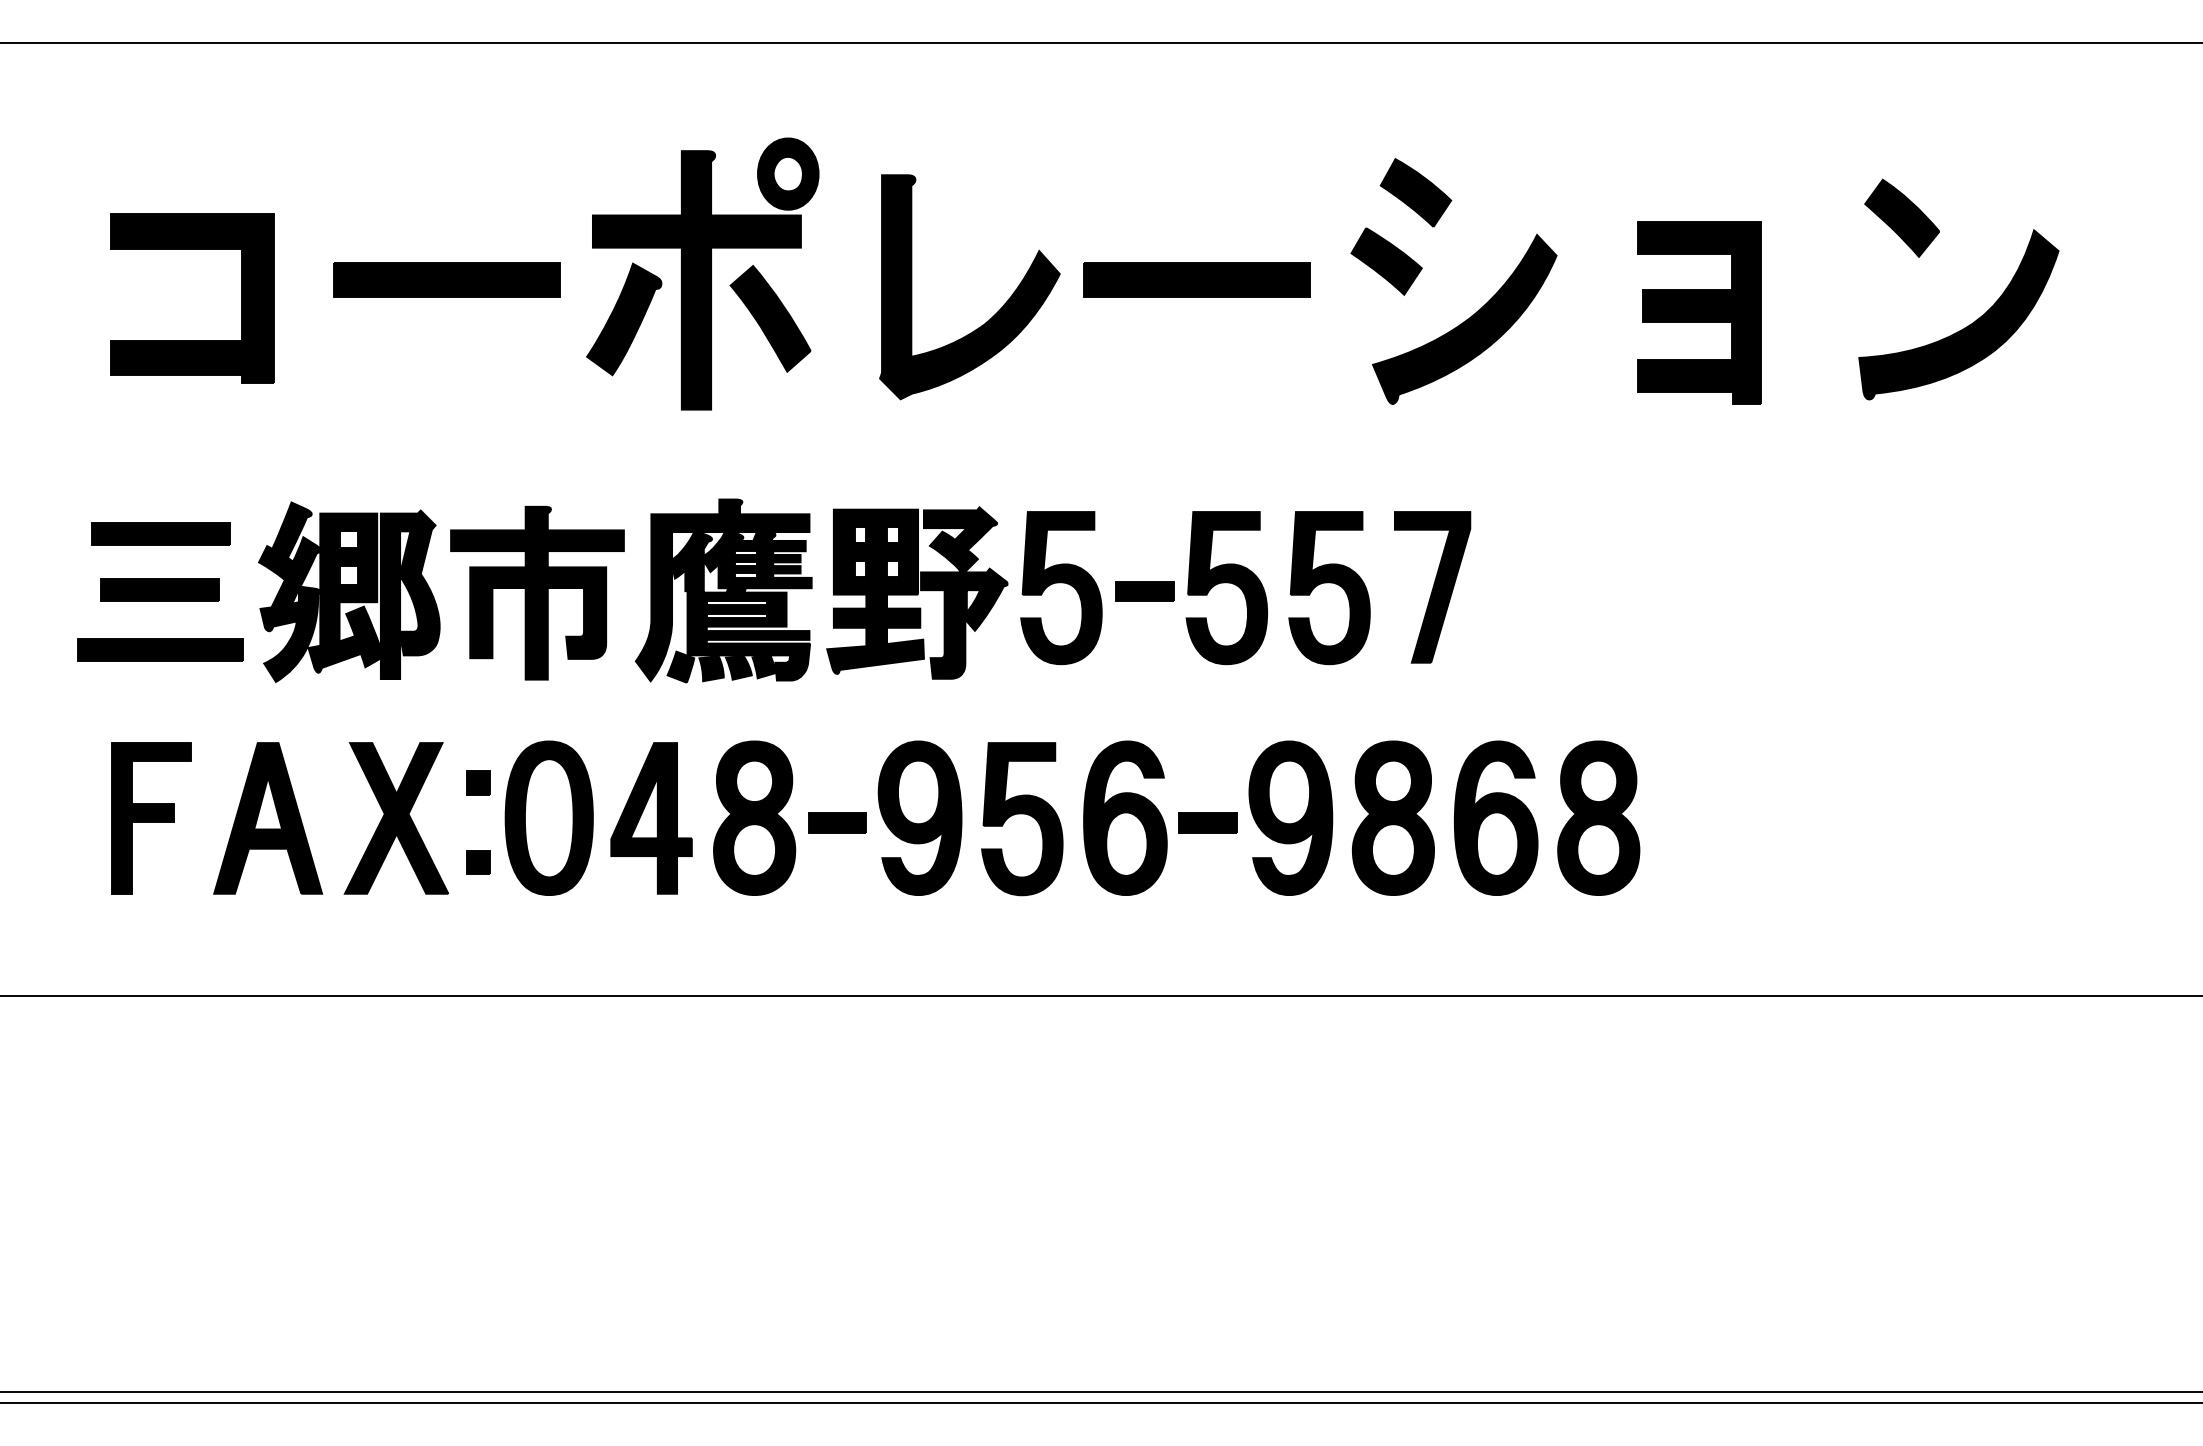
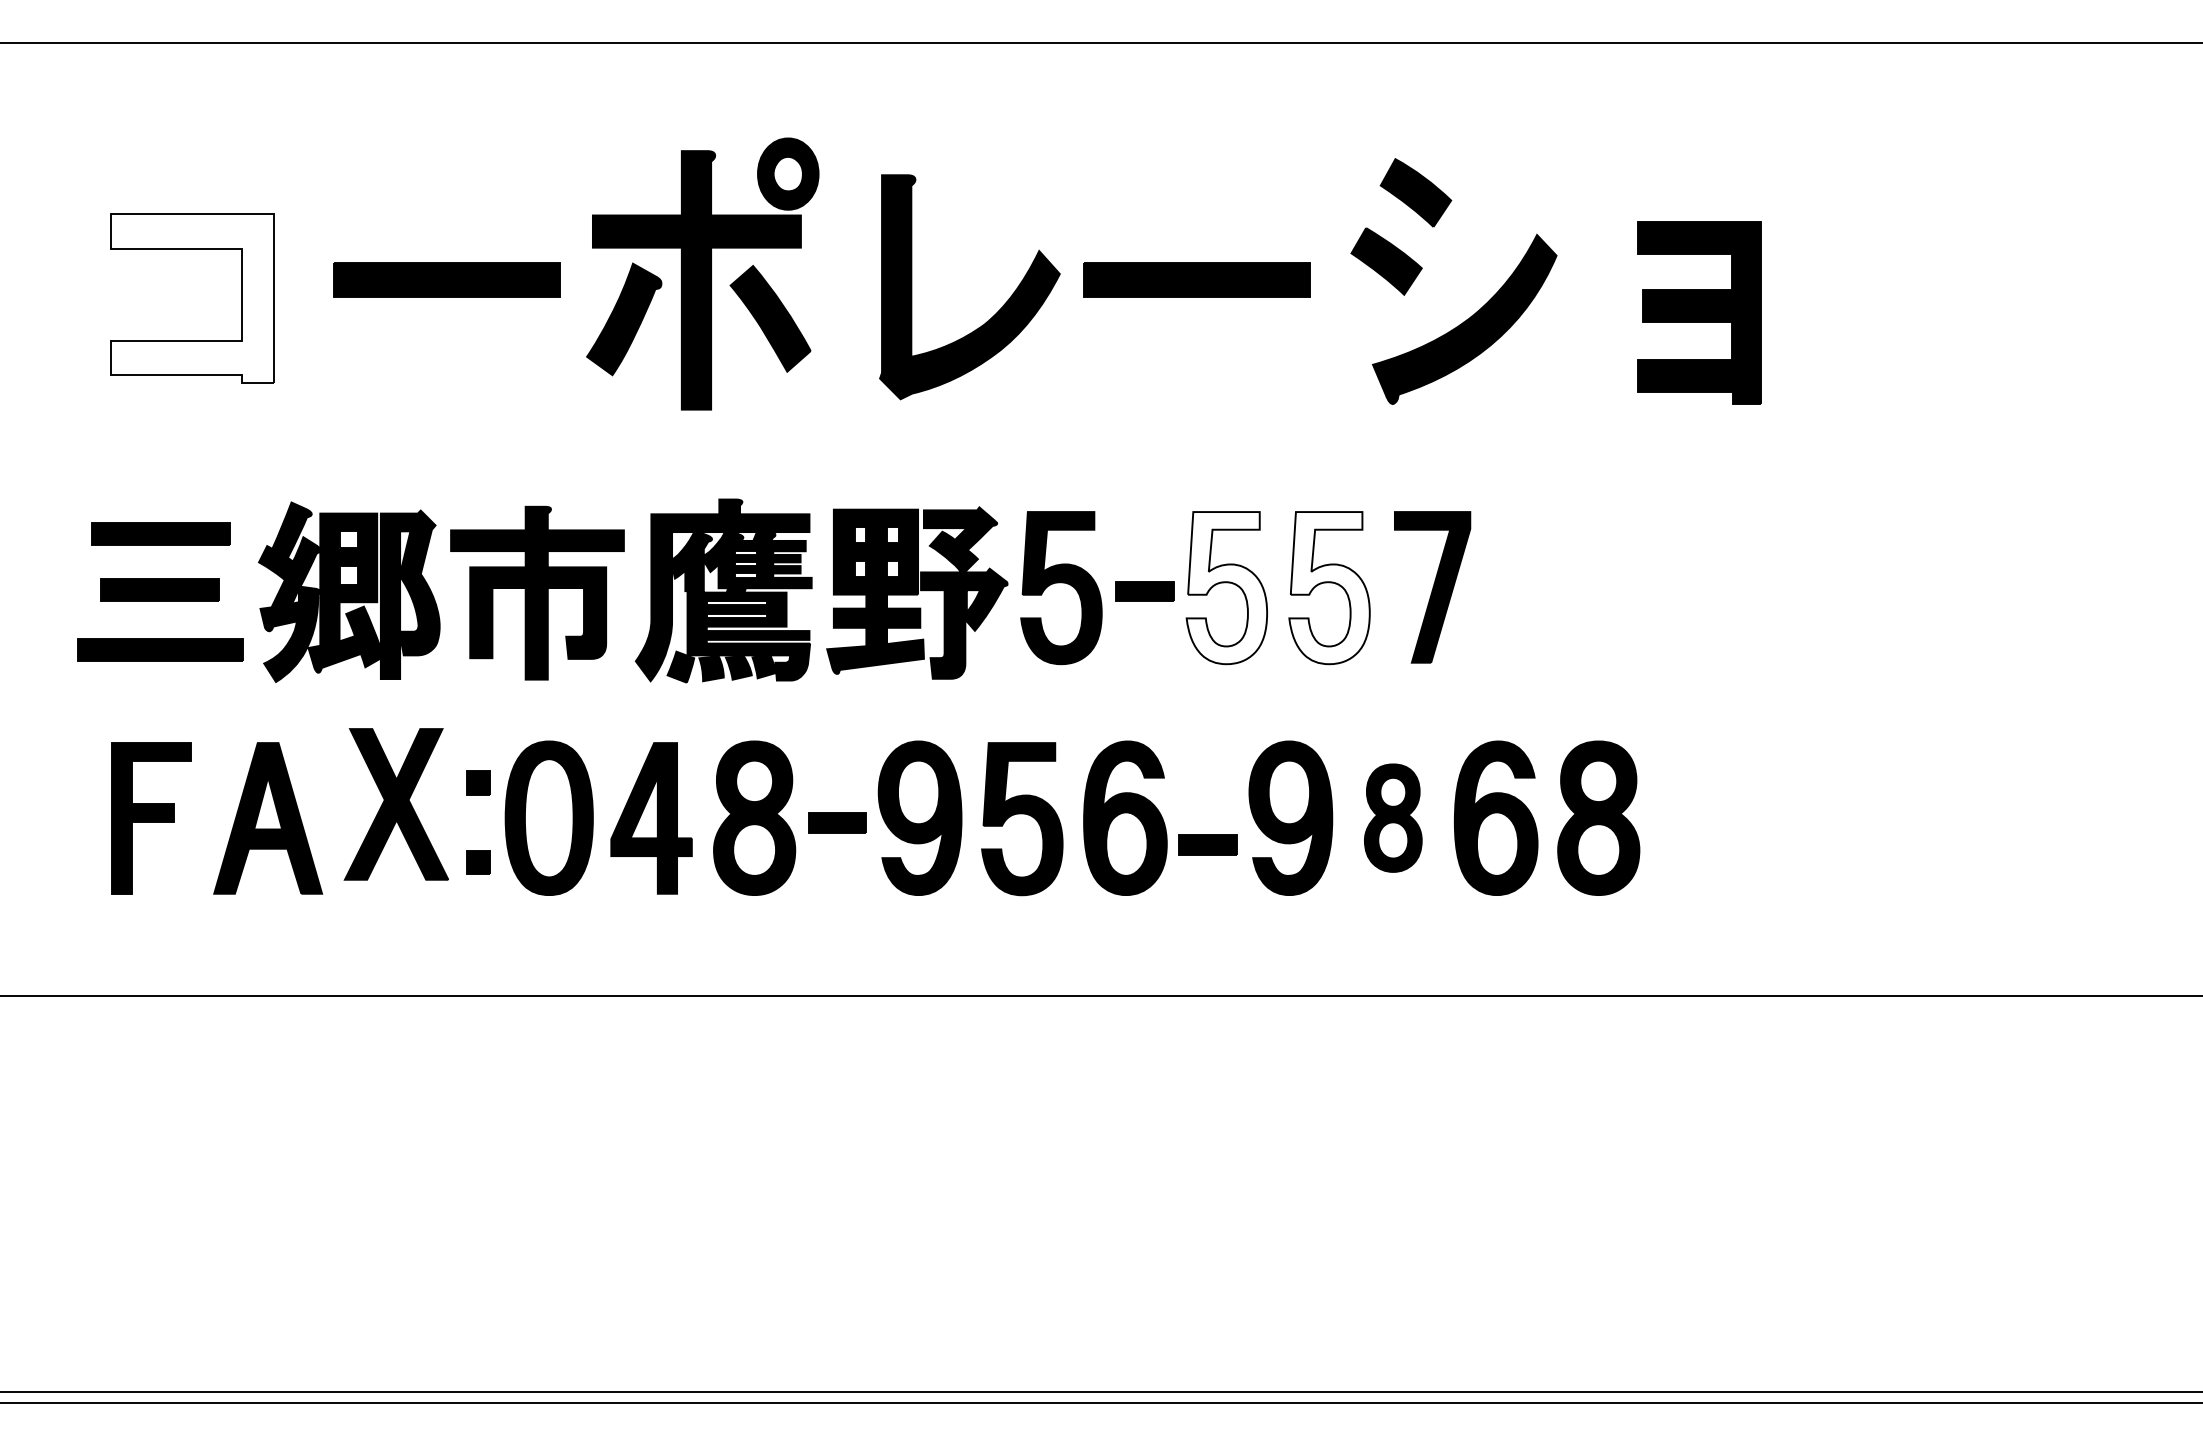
fill: present -> none (192, 298)
part: present -> none (1977, 318)
fill: present -> none (1226, 588)
fill: present -> none (1329, 588)
part size: 84x156 px -> 59x110 px (1393, 817)
part position: (395, 818) -> (395, 804) (395, 804)
part position: (1207, 822) -> (1207, 844) (1207, 844)
